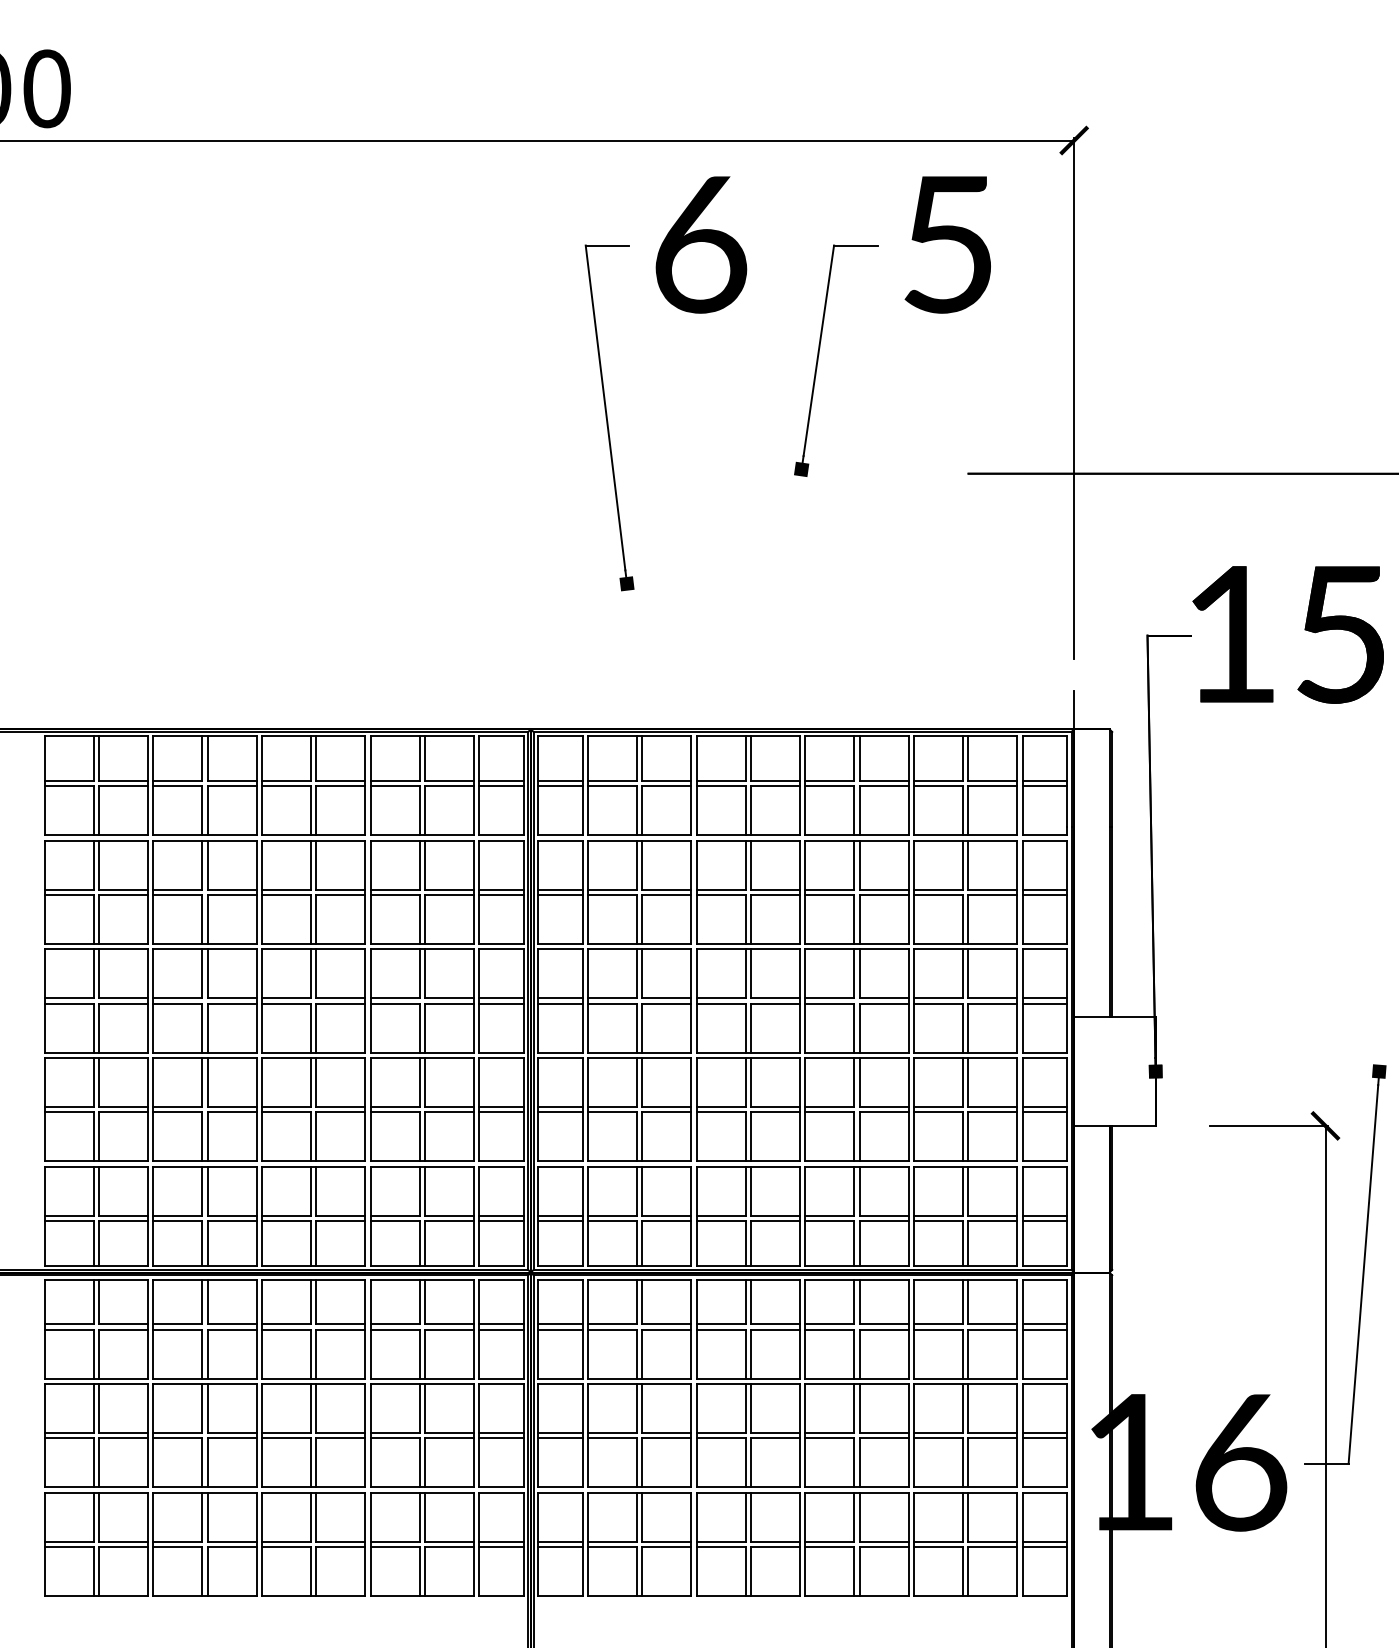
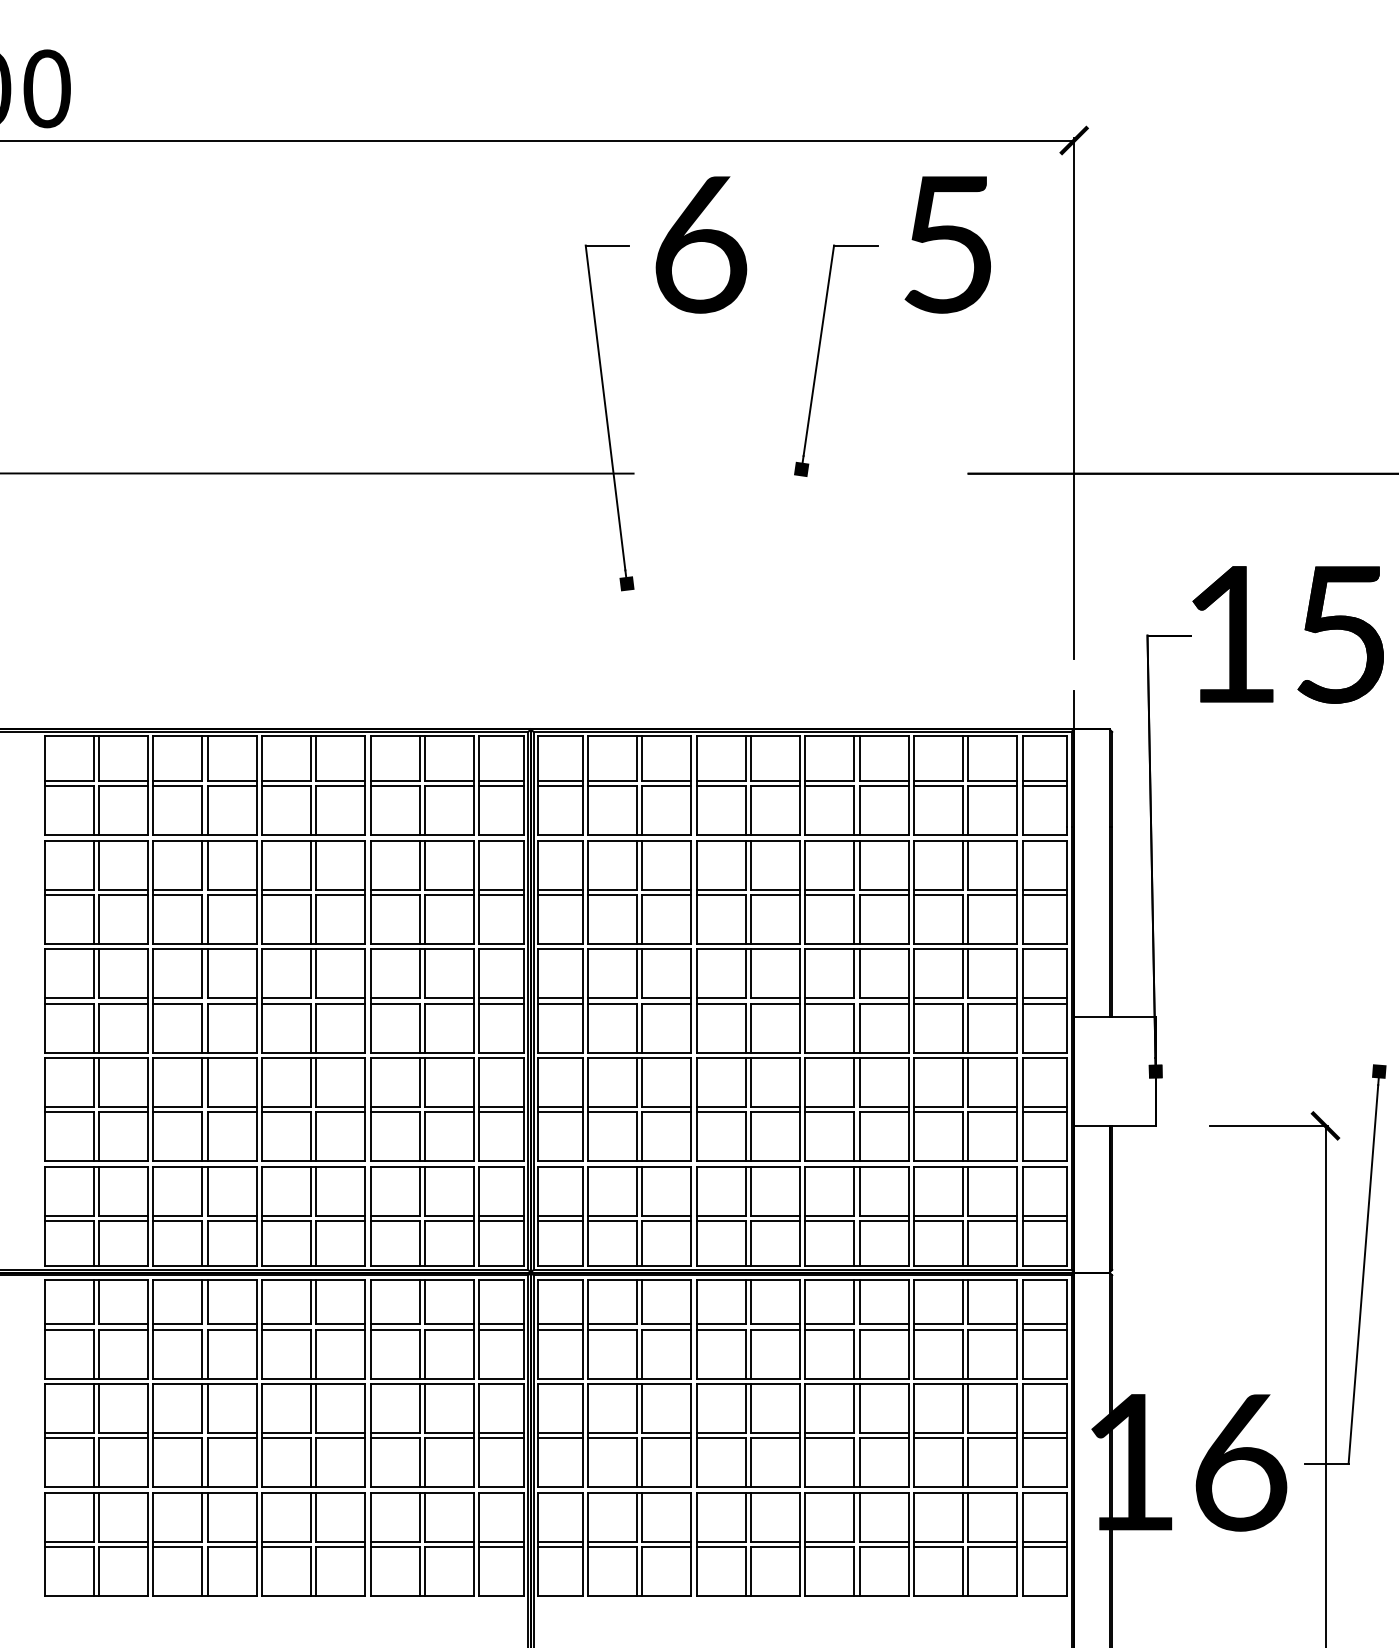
line: none -> present (317, 473)
